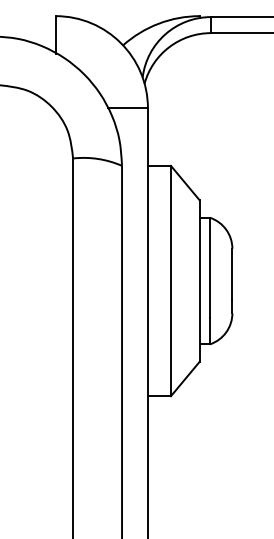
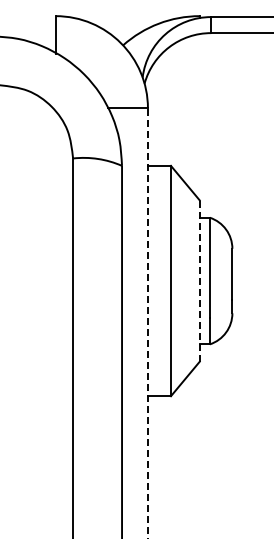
line: solid -> dashed (199, 281)
line: solid -> dashed (147, 323)
